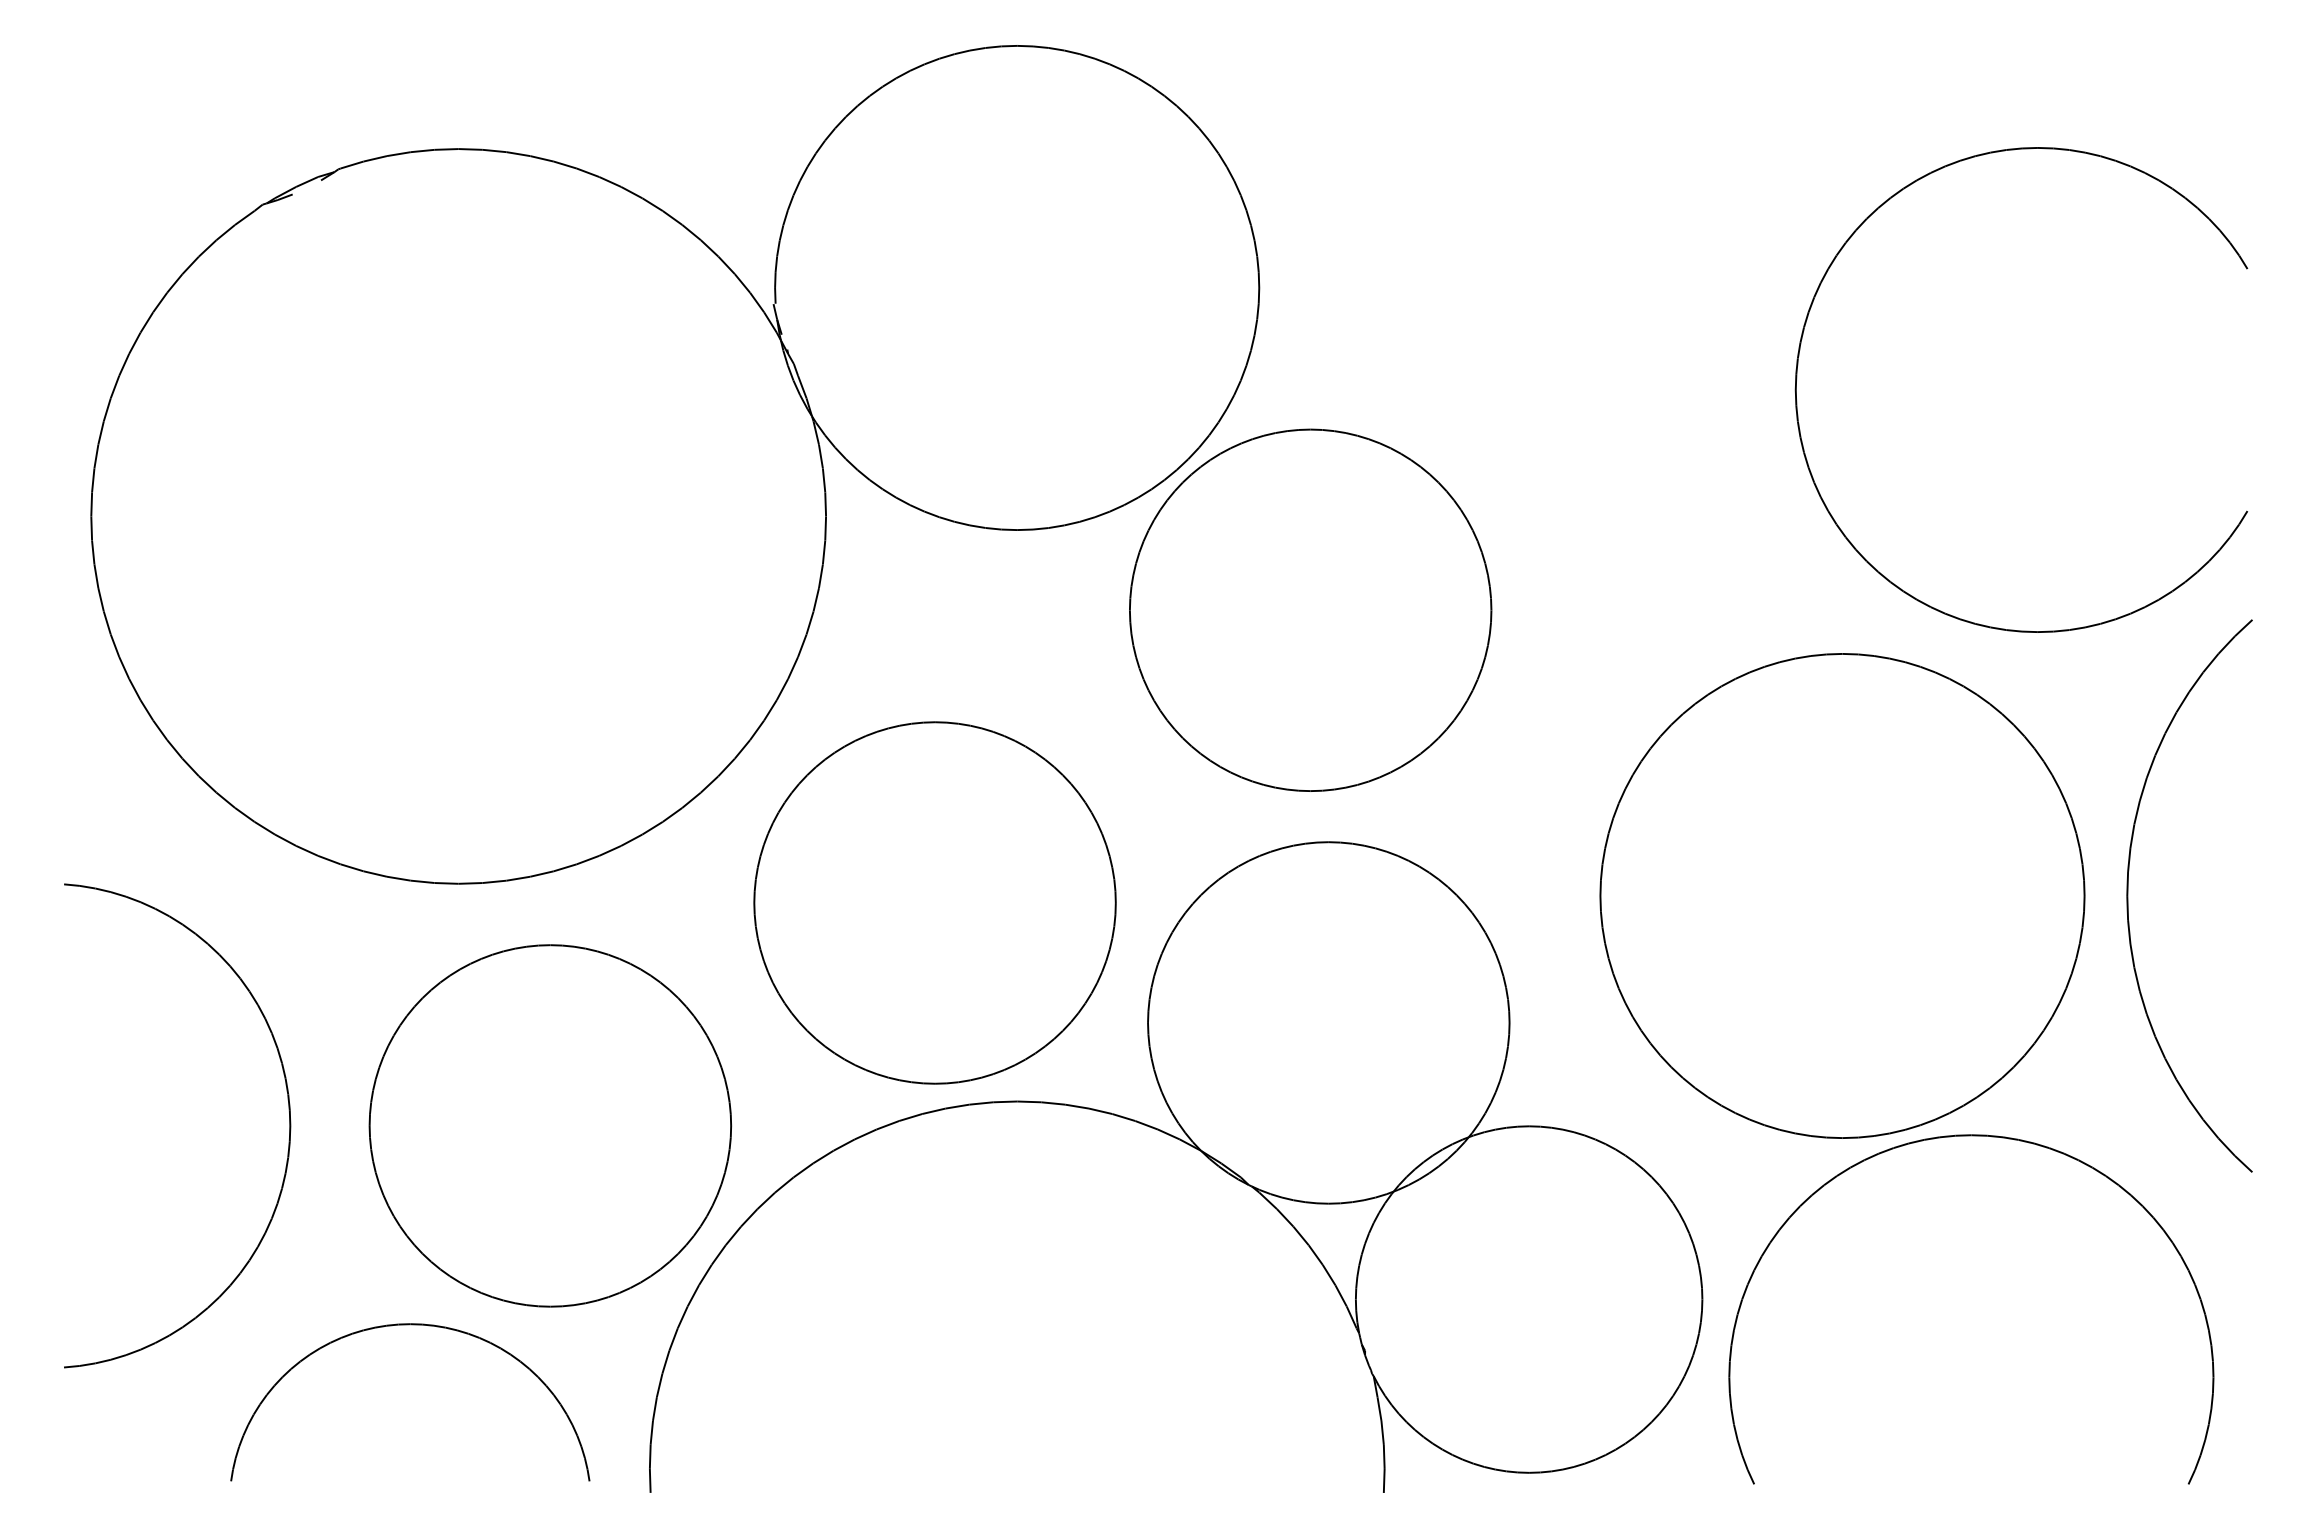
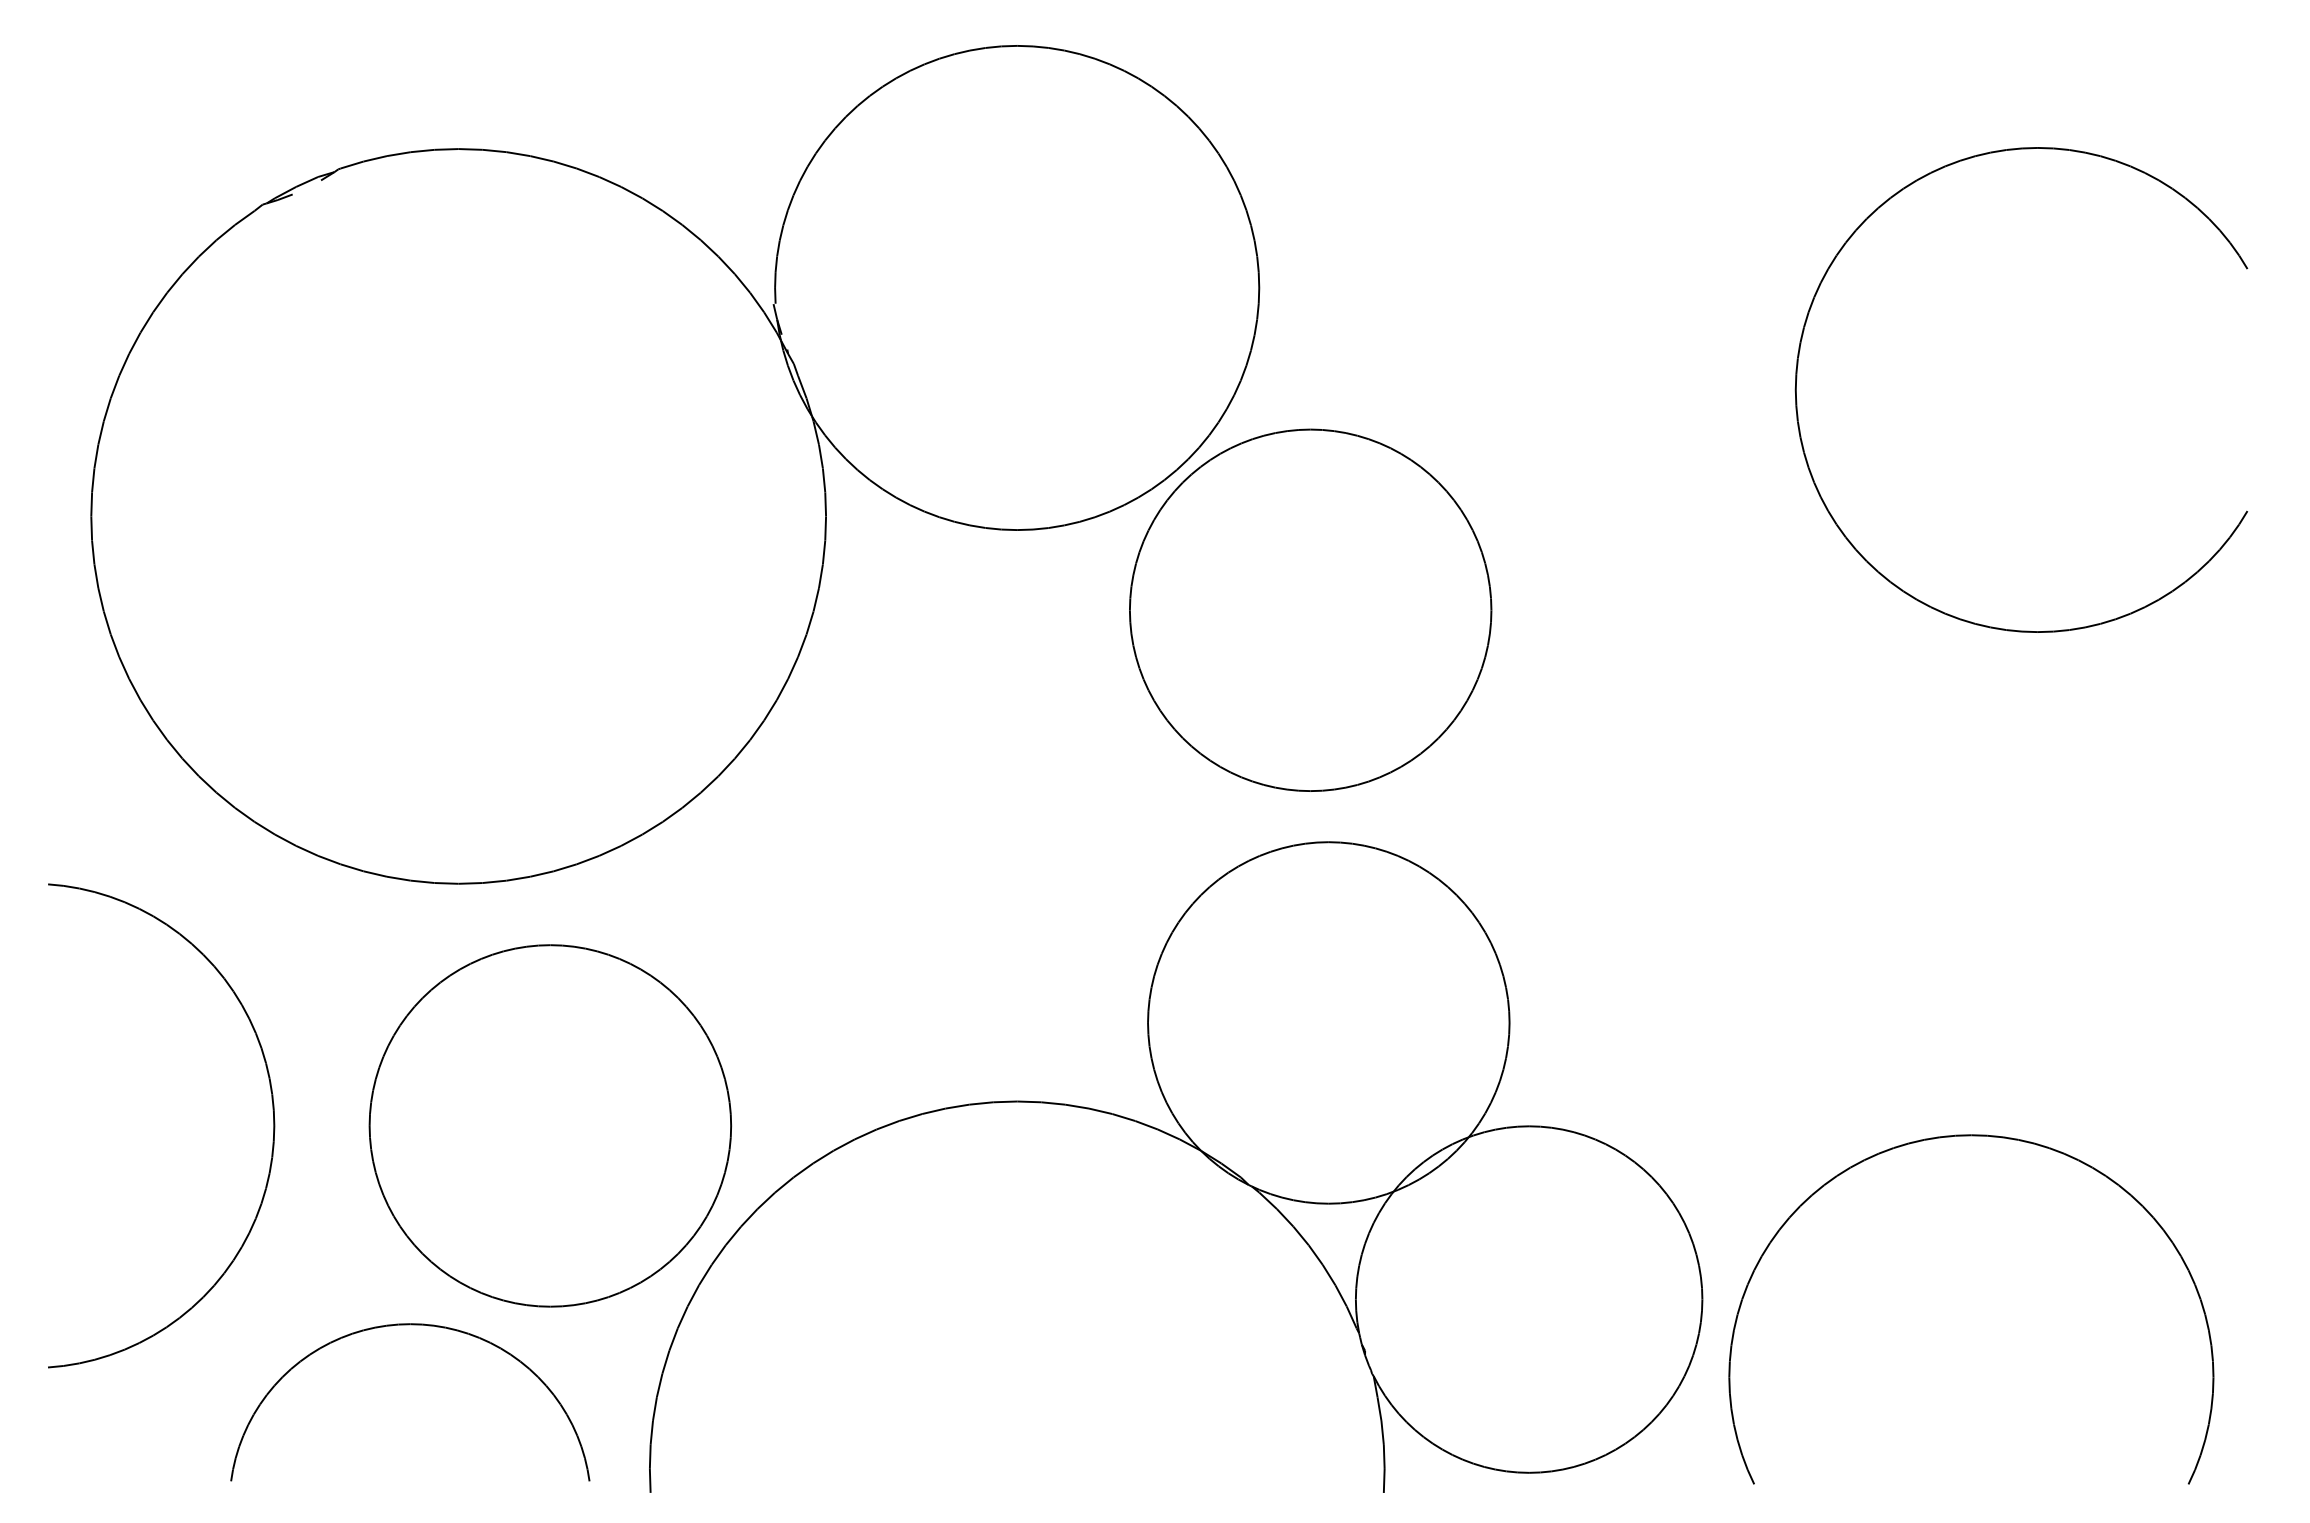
part: present -> none (1842, 895)
part: present -> none (2128, 895)
part: present -> none (934, 902)
part position: (289, 1125) -> (273, 1125) (273, 1125)
